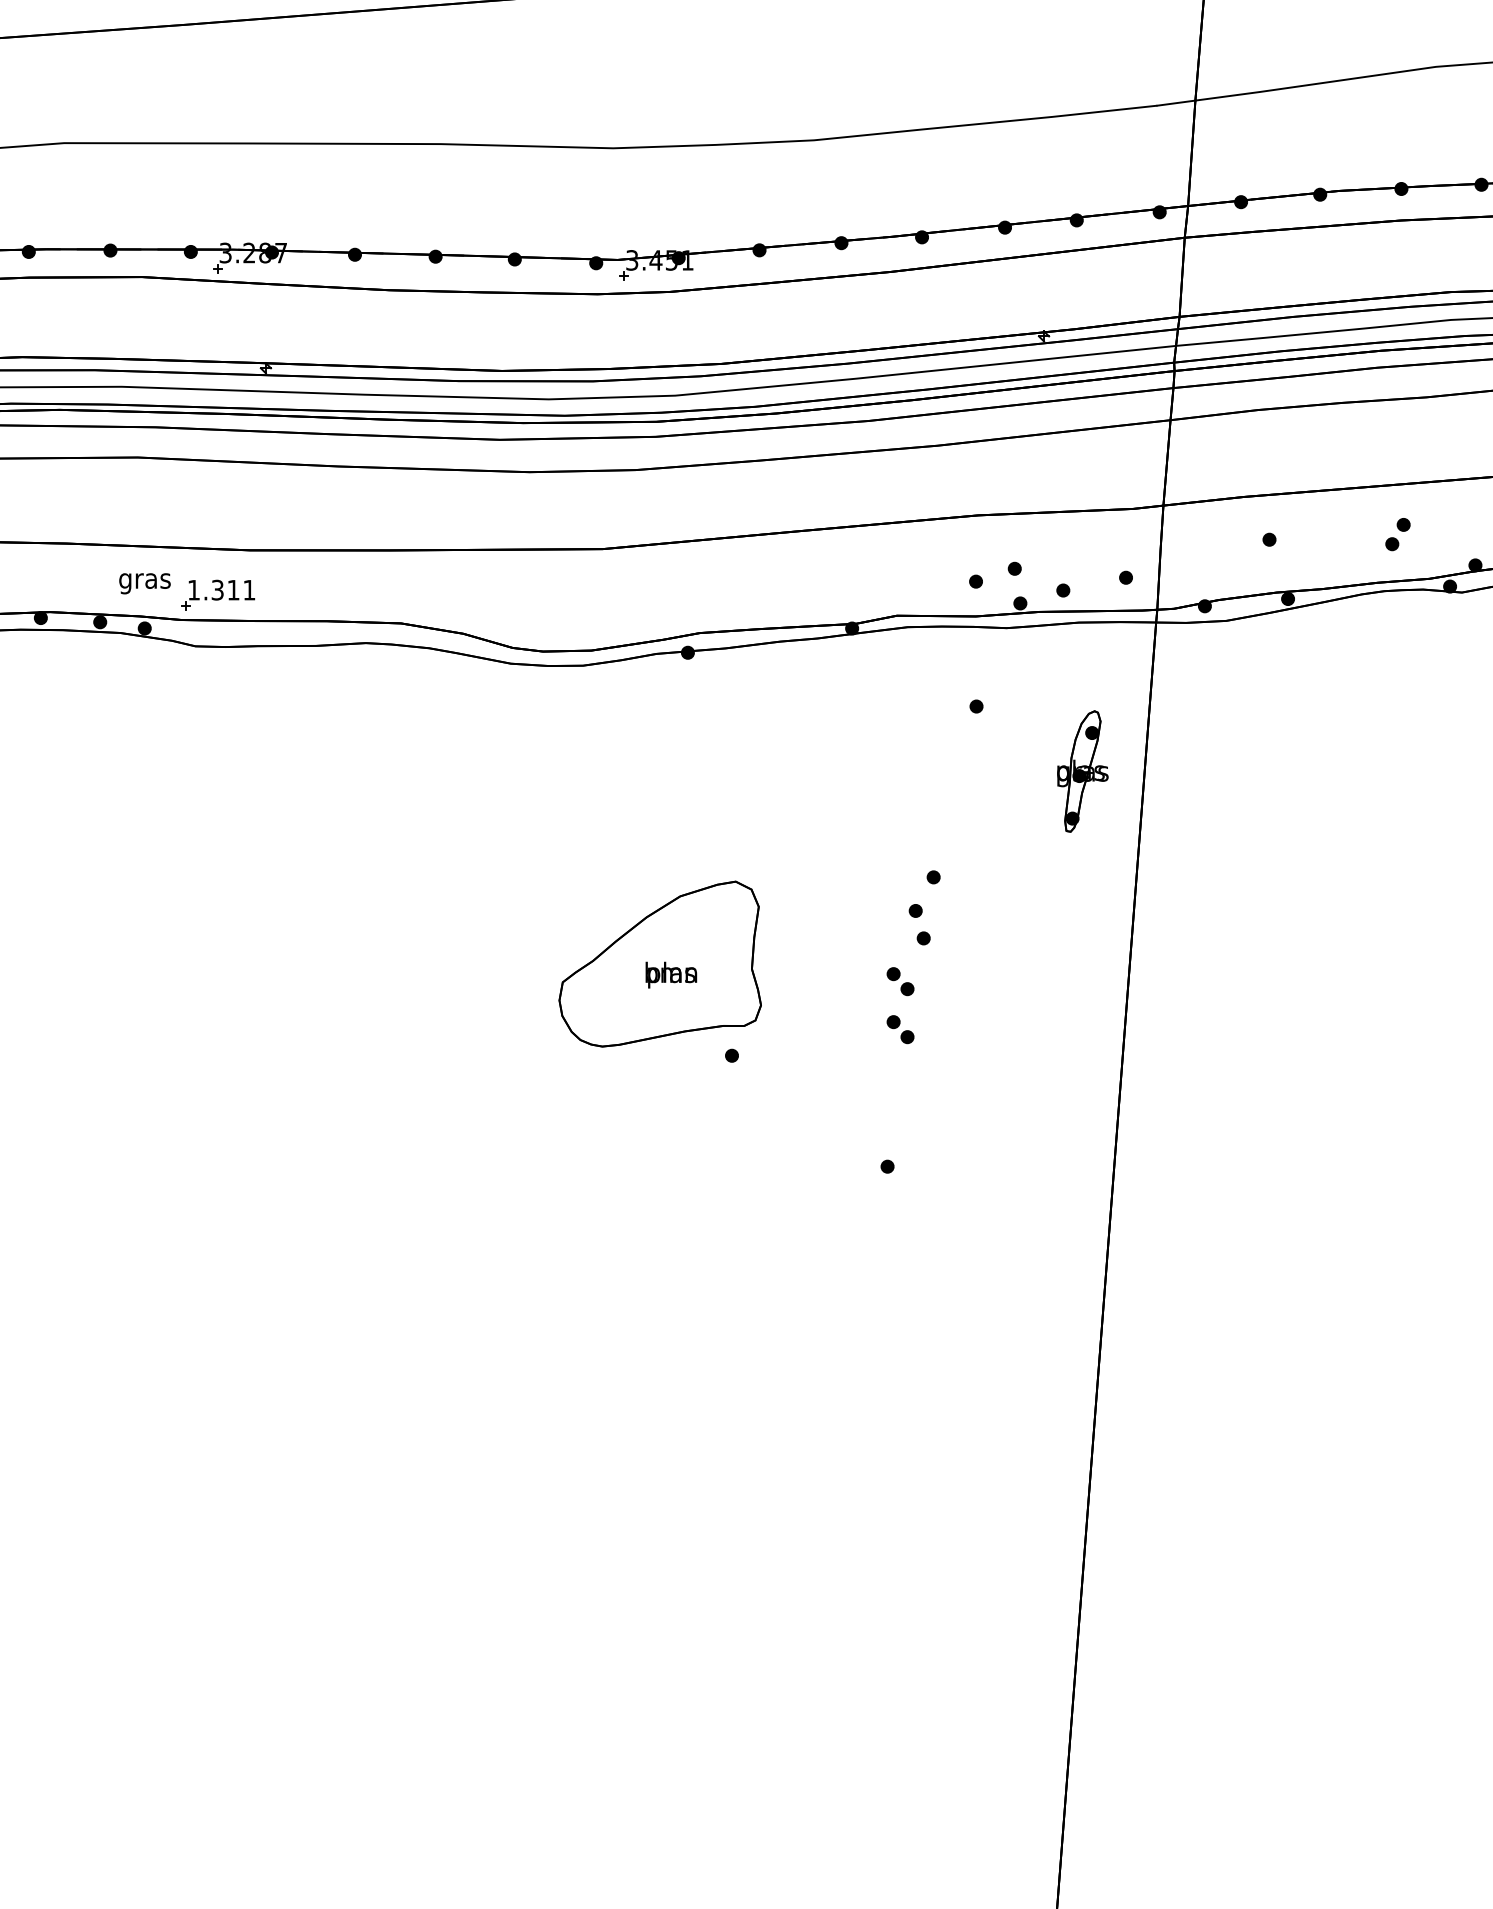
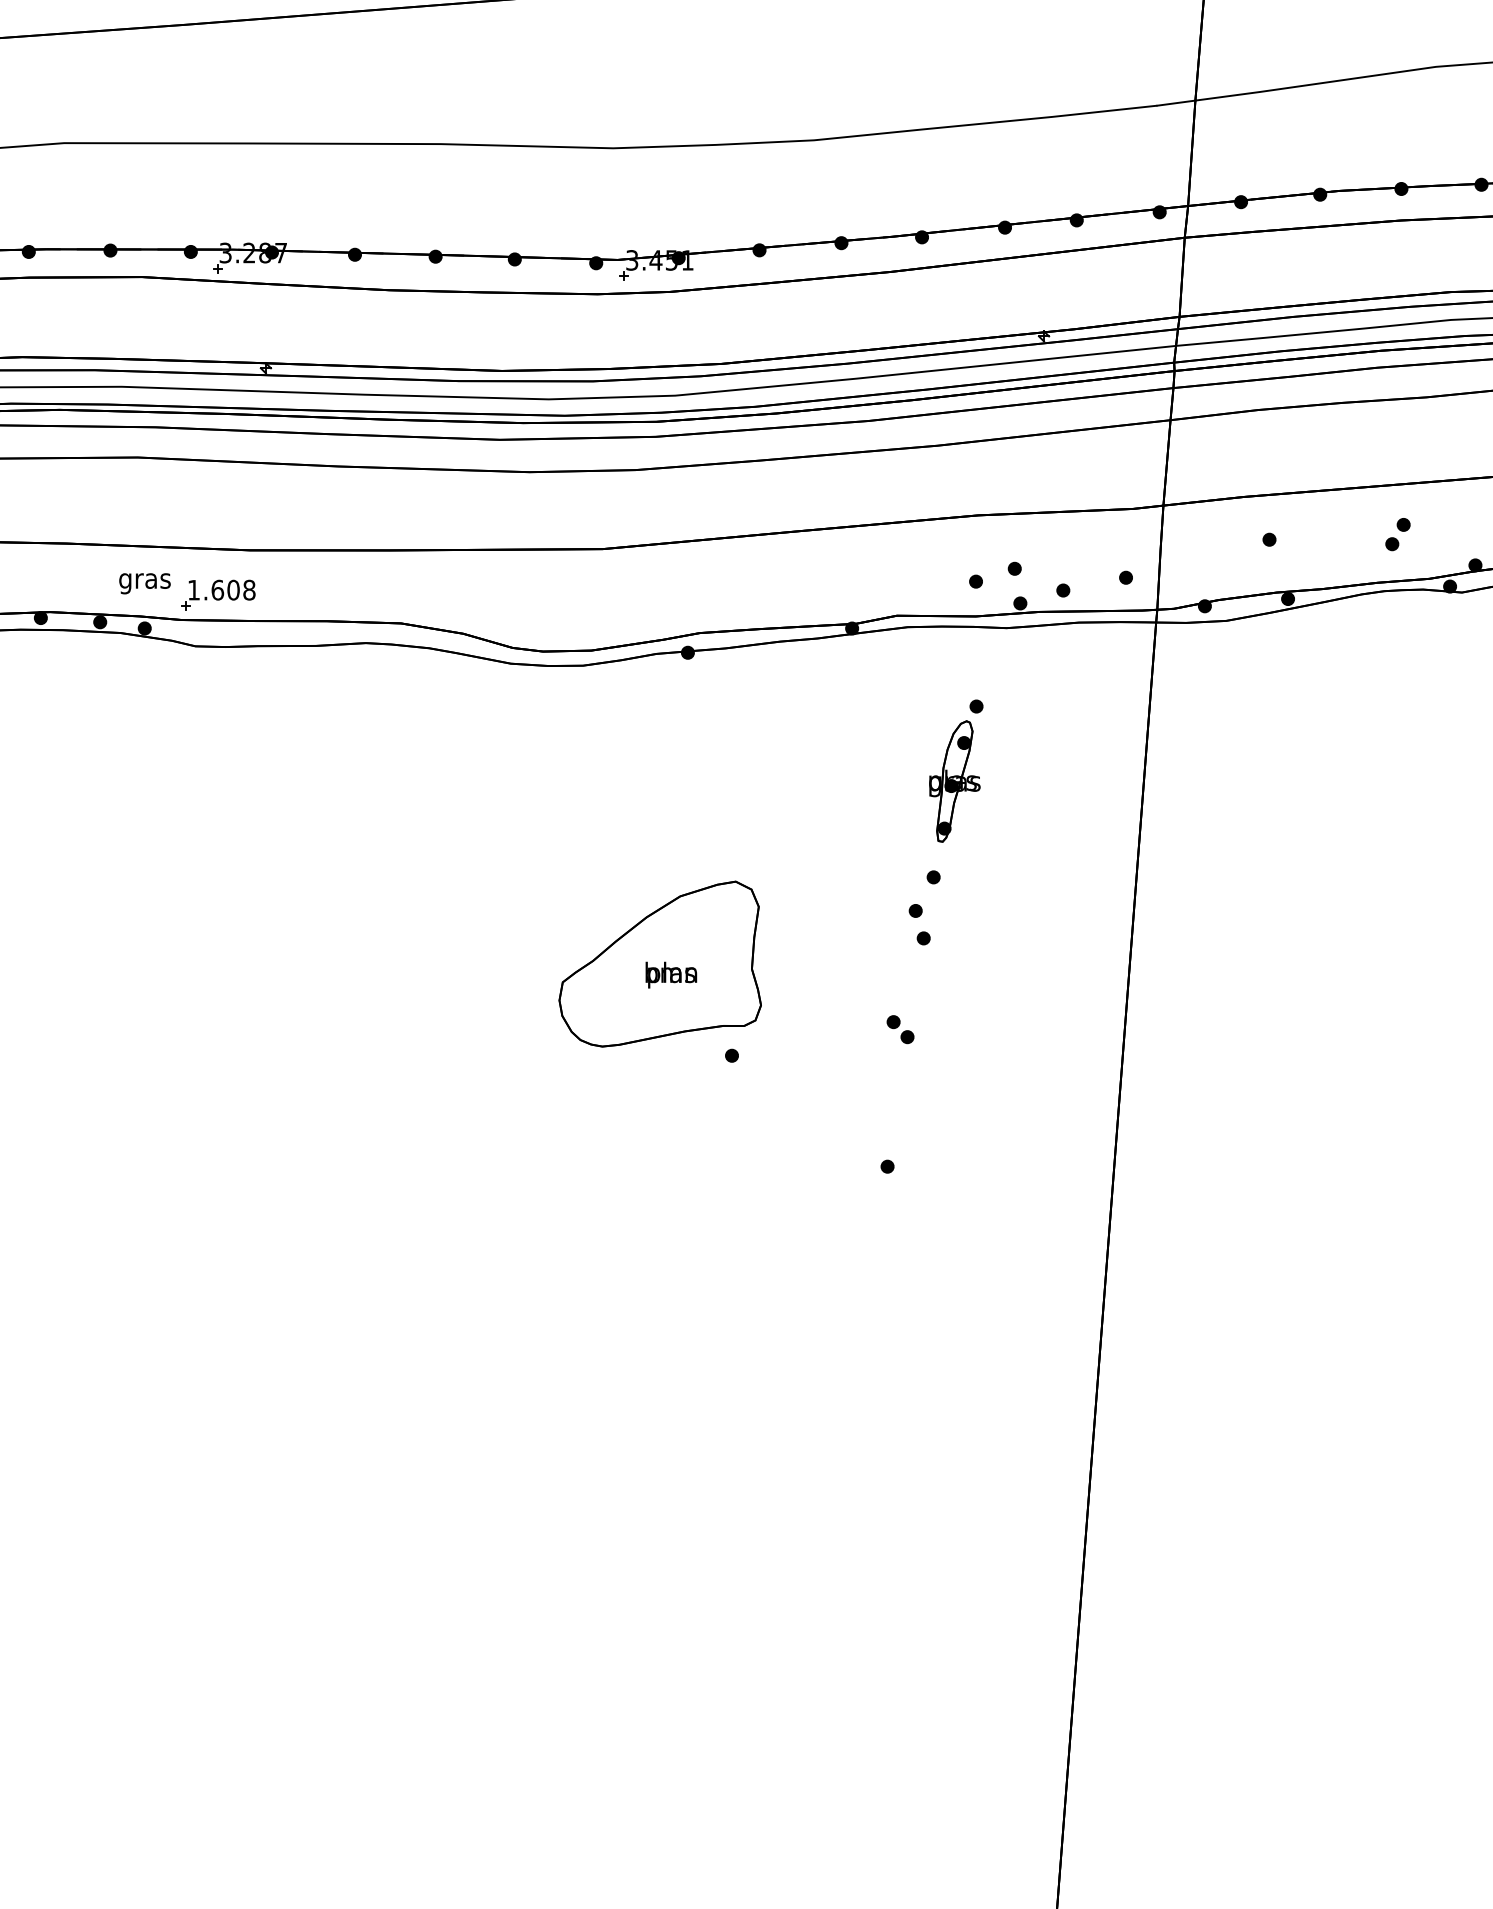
text: 1.311 -> 1.608 (233, 589)
part position: (1082, 771) -> (954, 781) (954, 781)
part: present -> none (900, 981)
